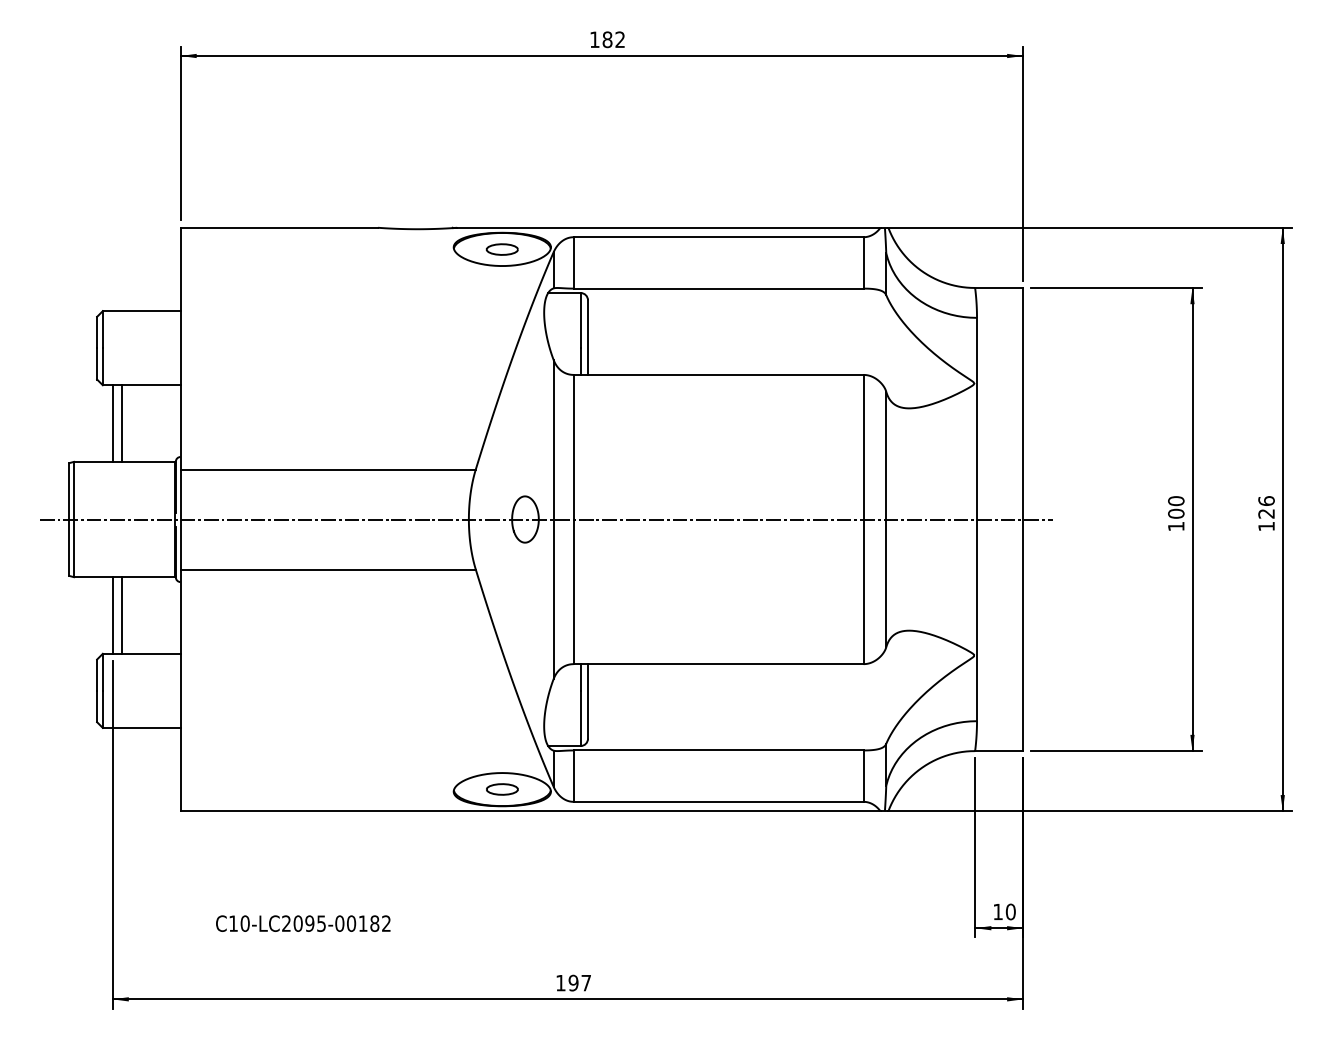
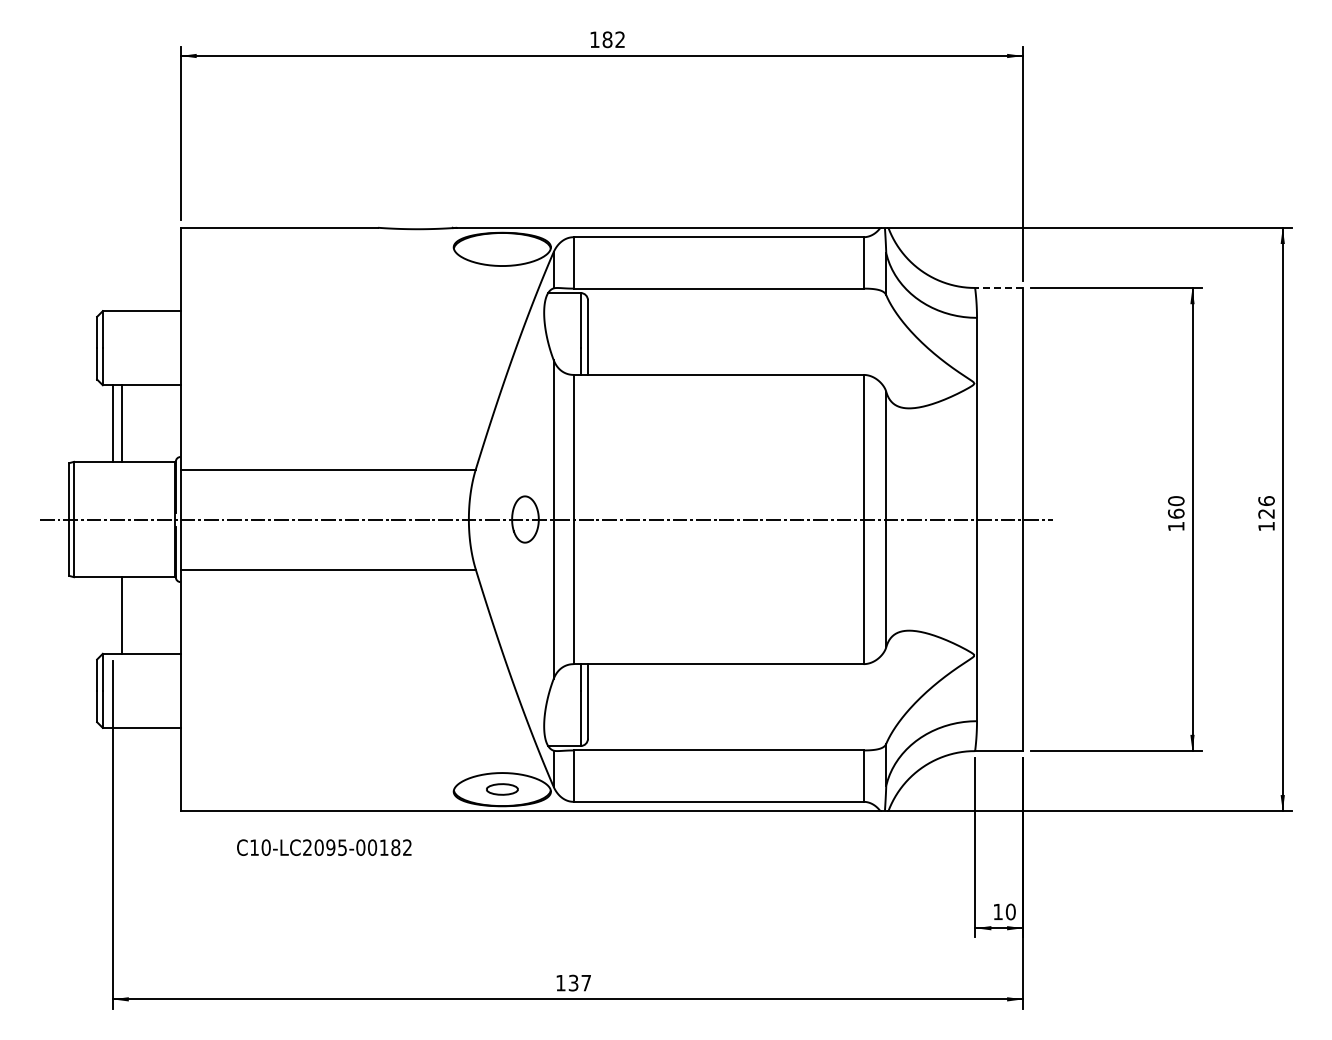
part: present -> none (501, 249)
line: solid -> dashed (998, 287)
text: 100 -> 160 (1176, 513)
line: present -> none (112, 615)
text position: (303, 923) -> (324, 847) (324, 847)
text: 197 -> 137 (573, 982)
